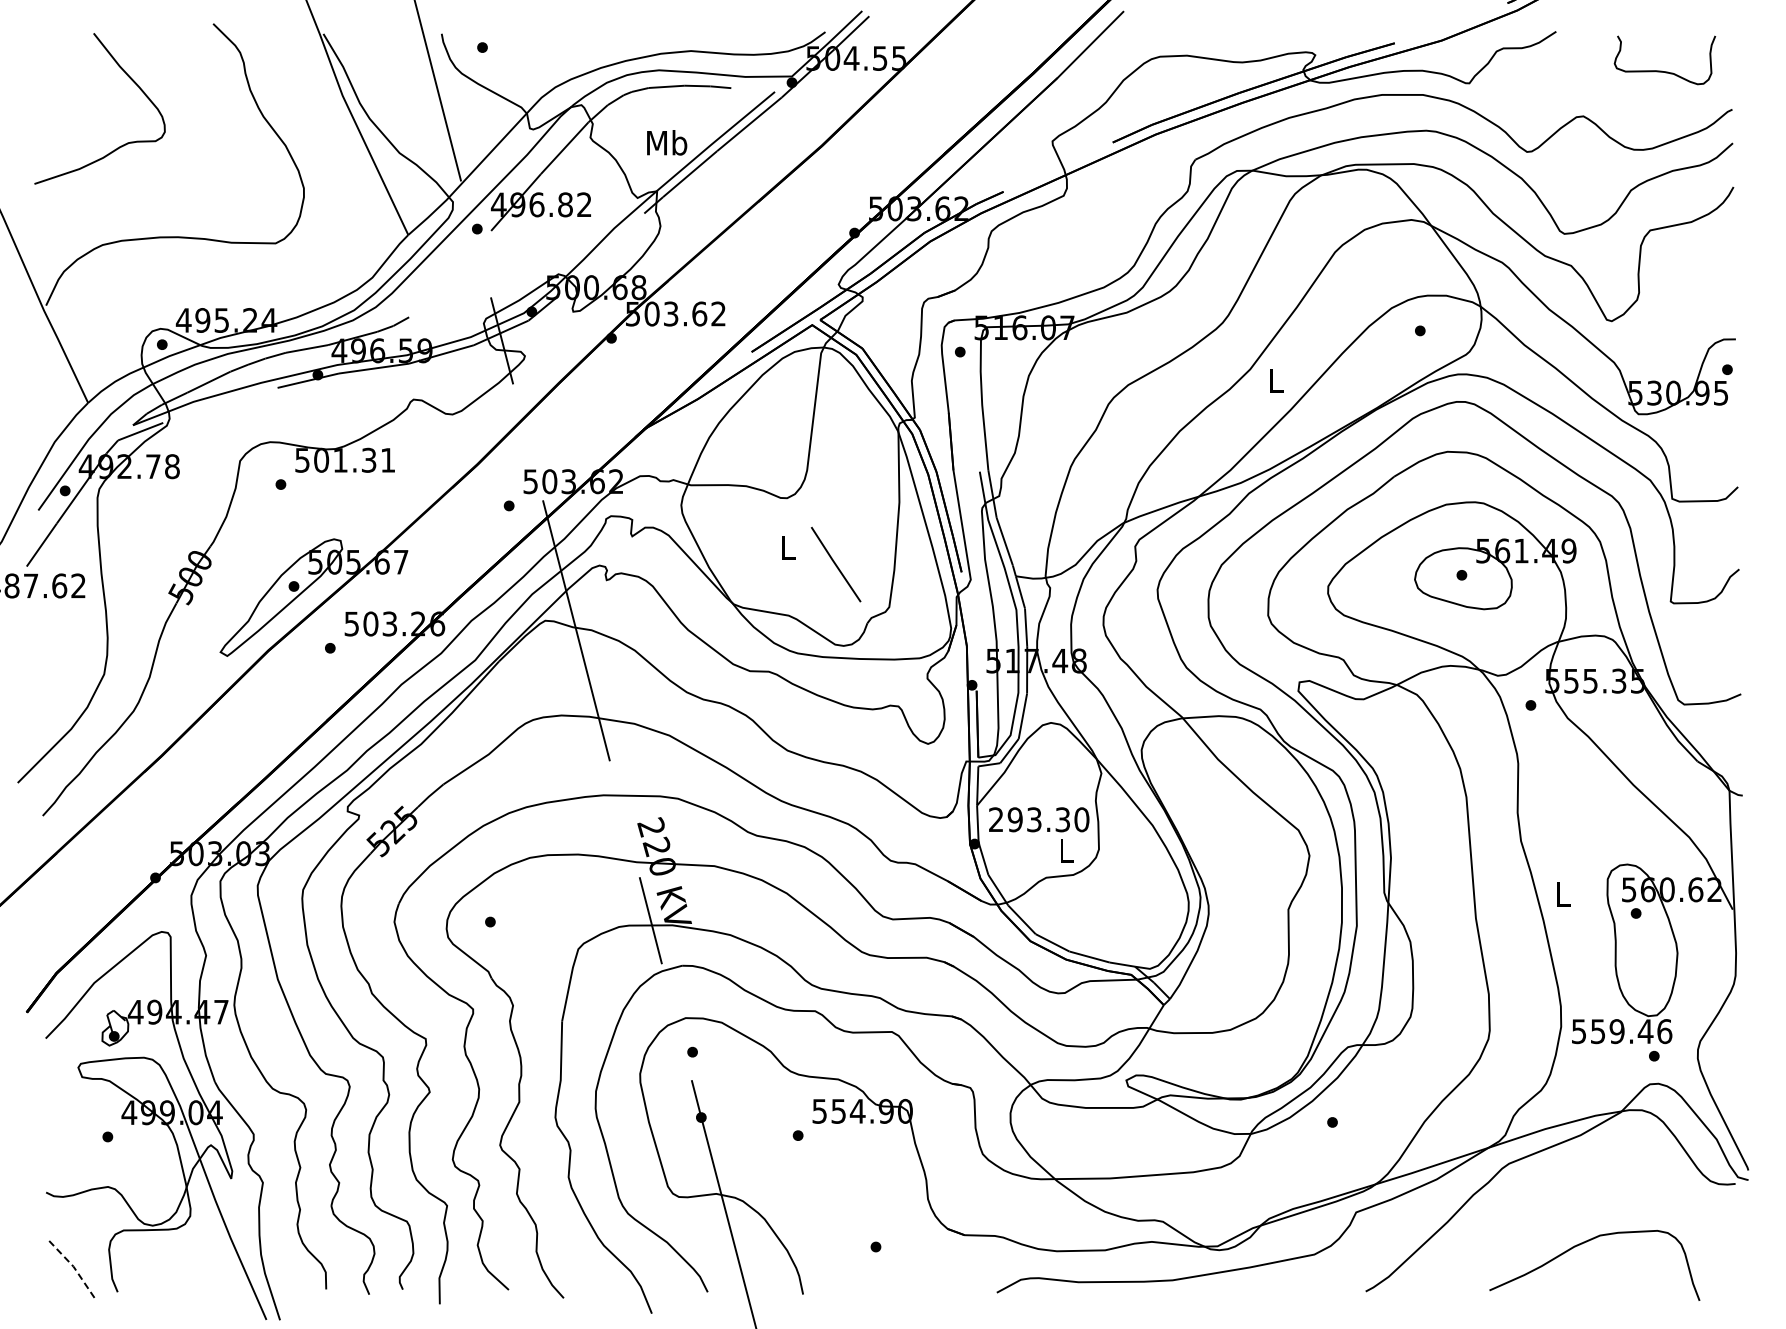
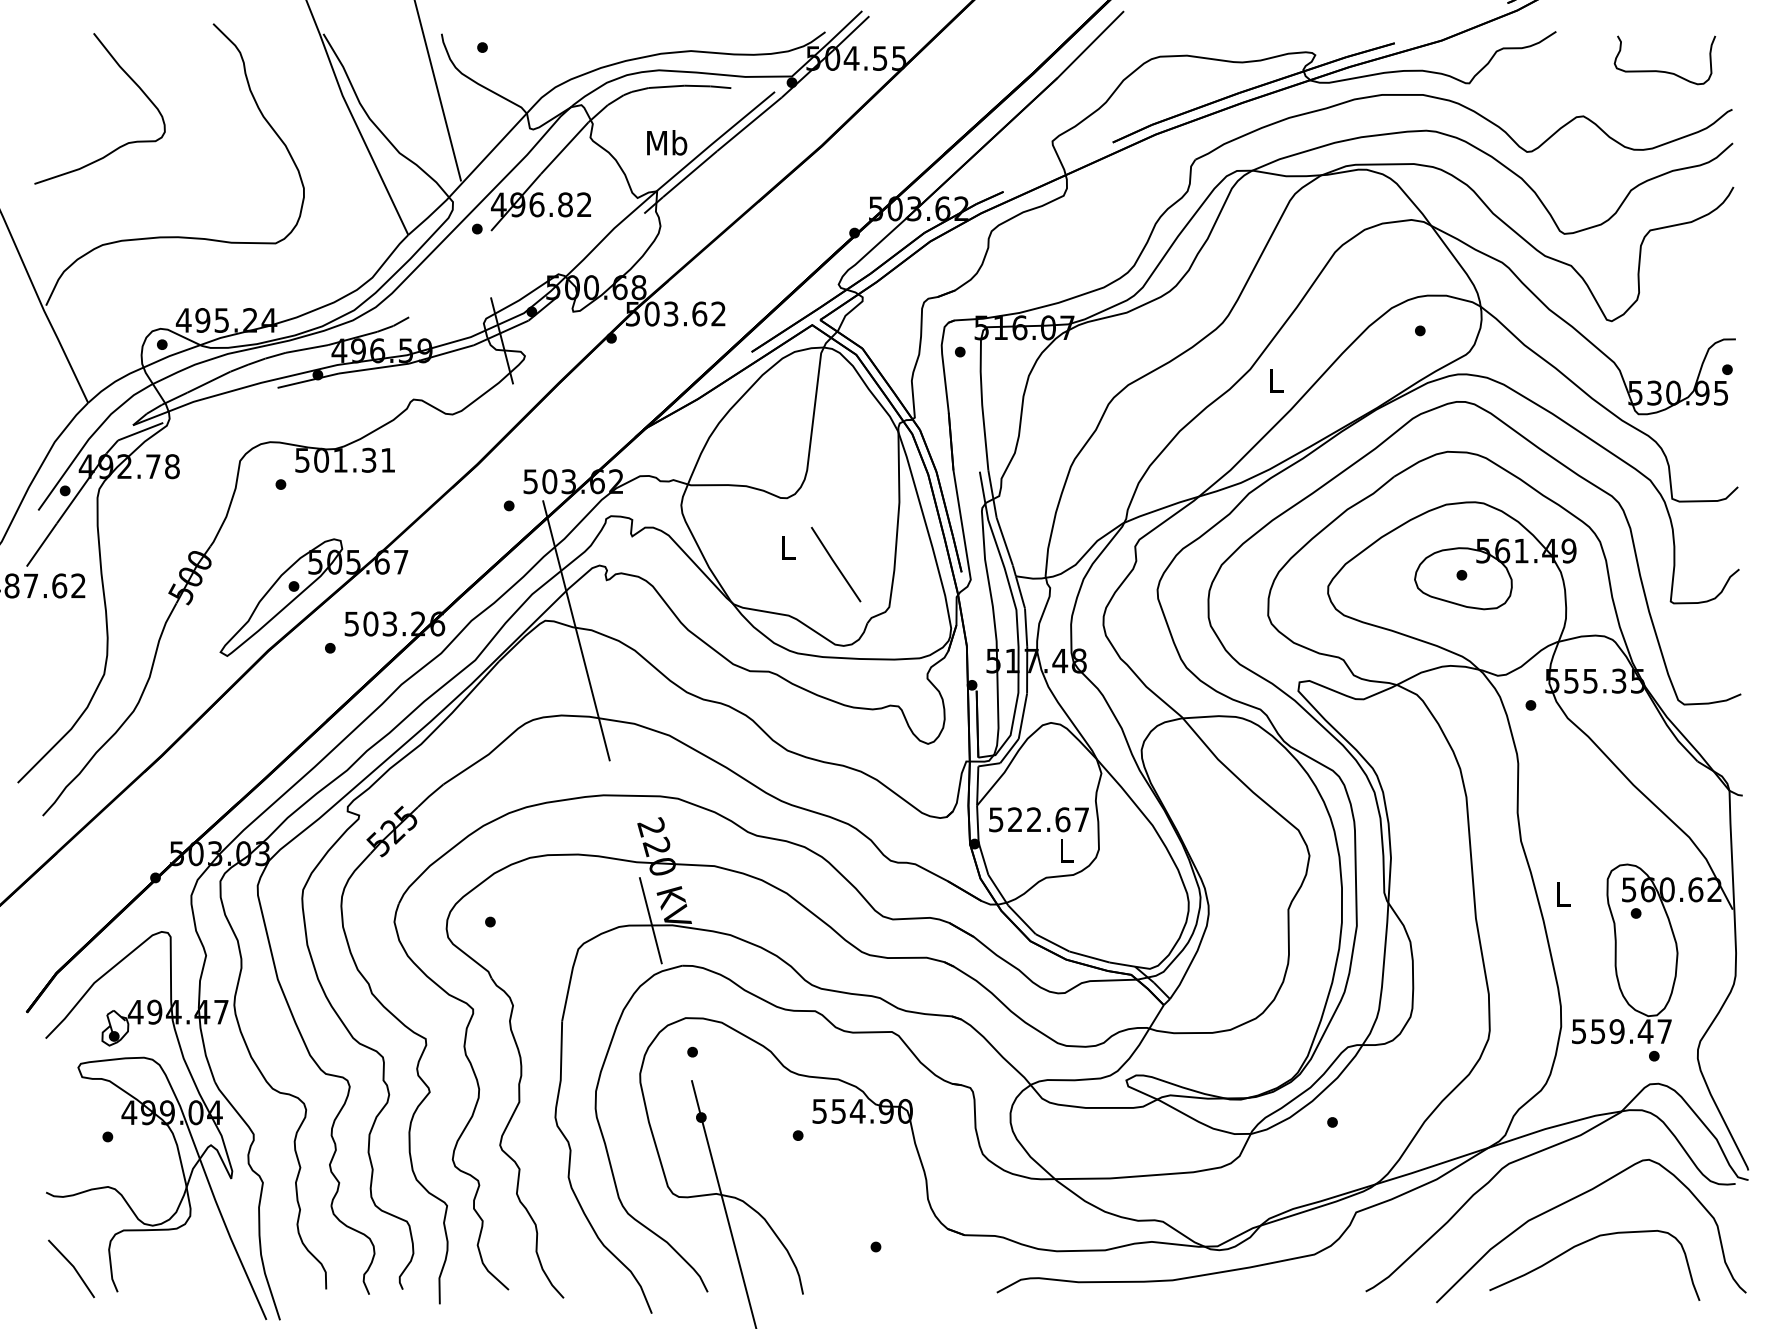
text: 293.30 -> 522.67 (1039, 819)
text: 559.46 -> 559.47 (1664, 1031)
curve: none -> present (1576, 1198)
line: dashed -> solid (73, 1266)
